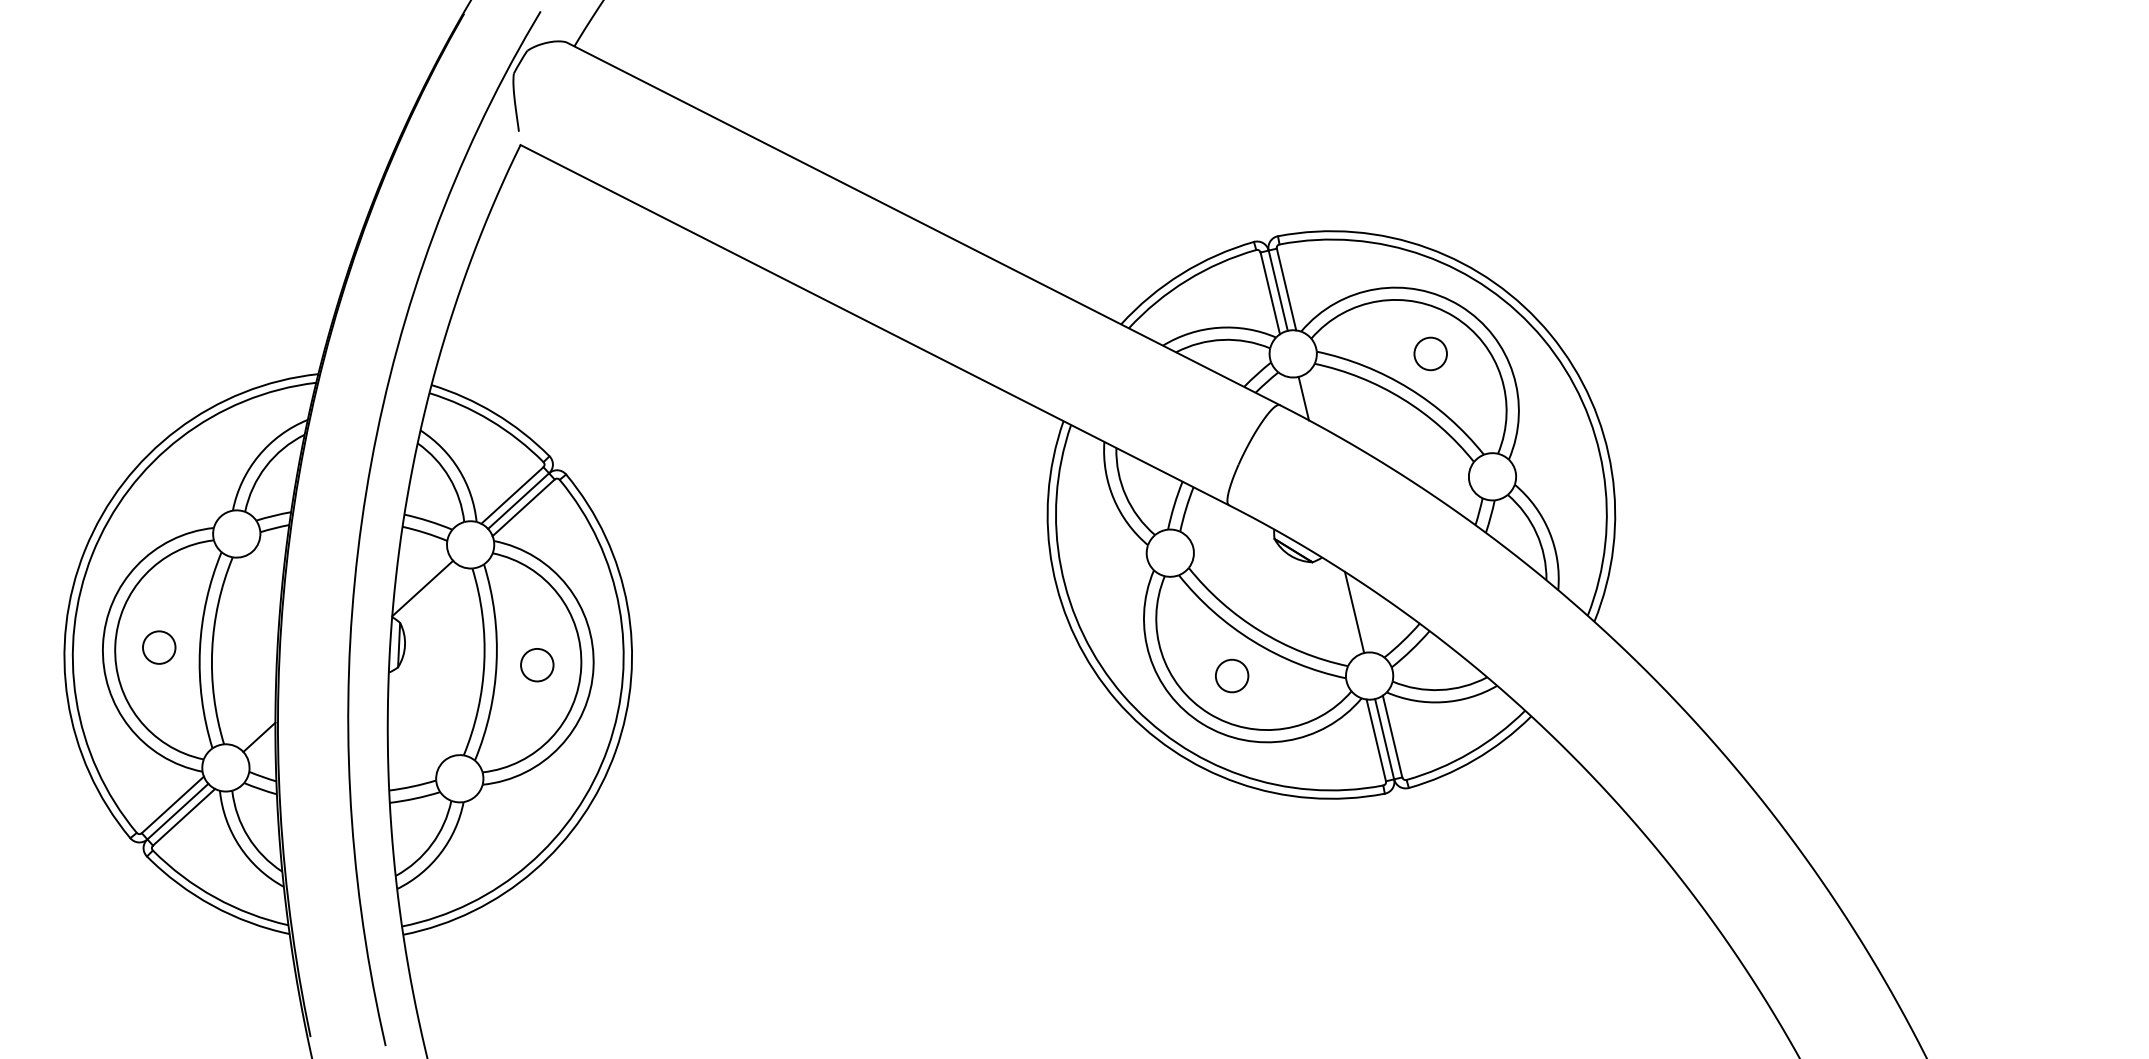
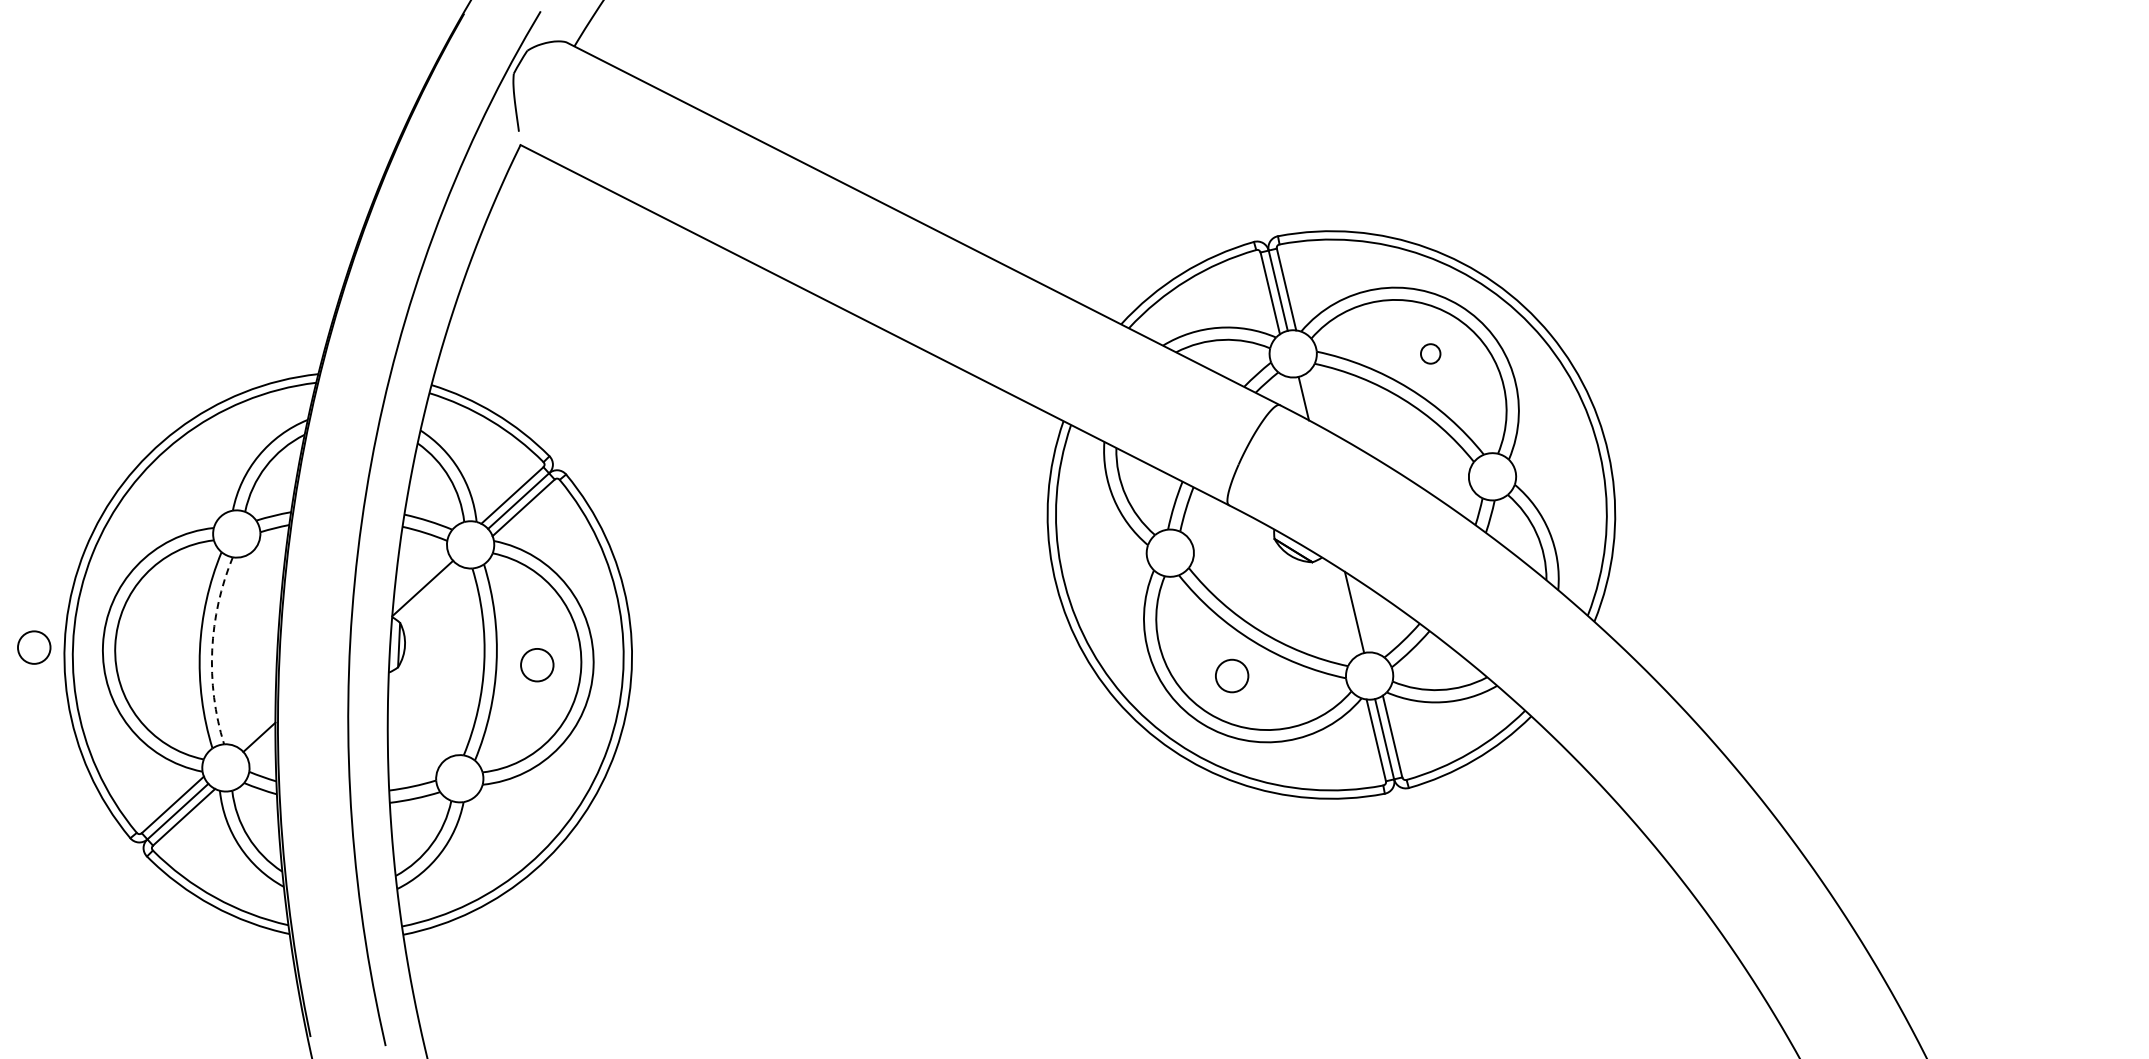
circle diameter: 33 px -> 20 px (1430, 353)
circle position: (159, 647) -> (34, 647) (34, 647)
arc: solid -> dashed (212, 650)
